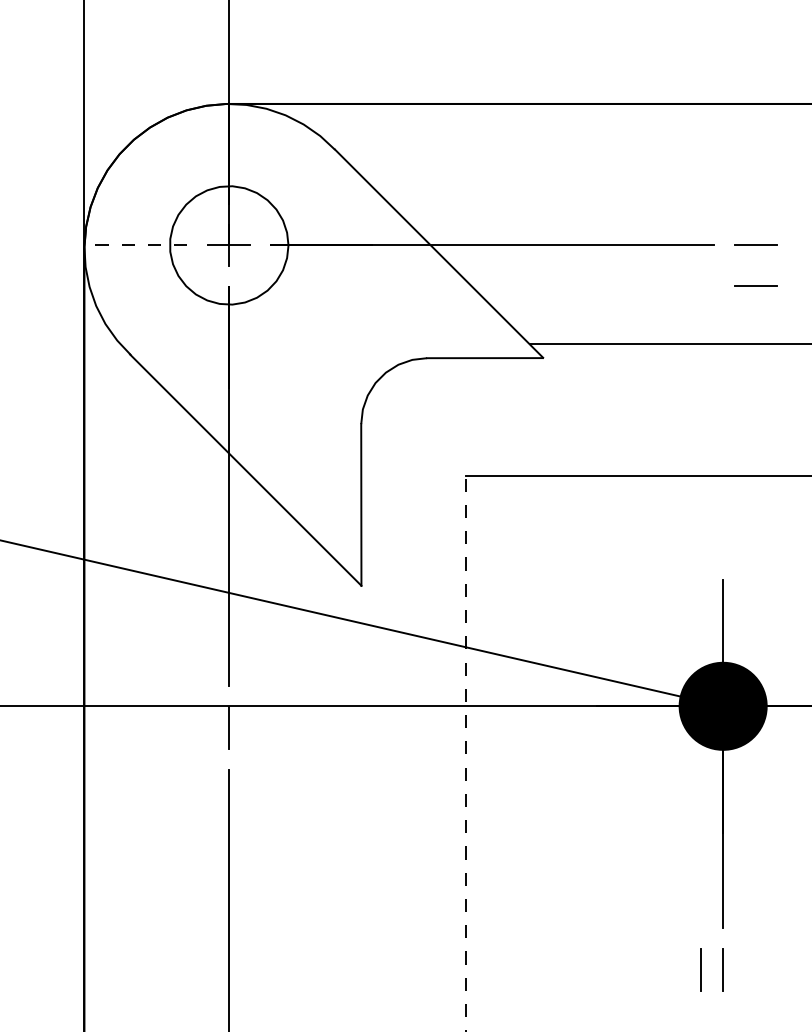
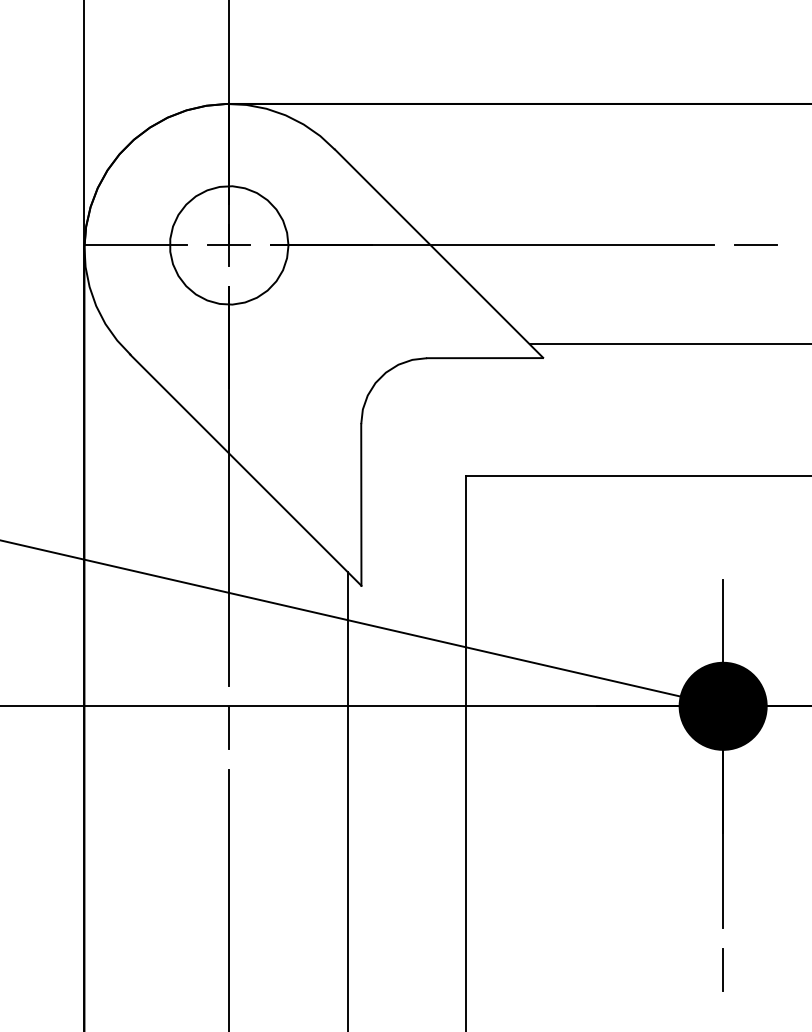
line: dashed -> solid (136, 245)
line: present -> none (755, 285)
line: dashed -> solid (466, 753)
line: none -> present (347, 800)
line: present -> none (700, 969)
